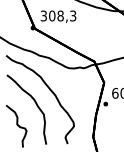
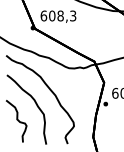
text: 308,3 -> 608,3 (43, 15)
curve position: (16, 125) -> (16, 120) (16, 120)
